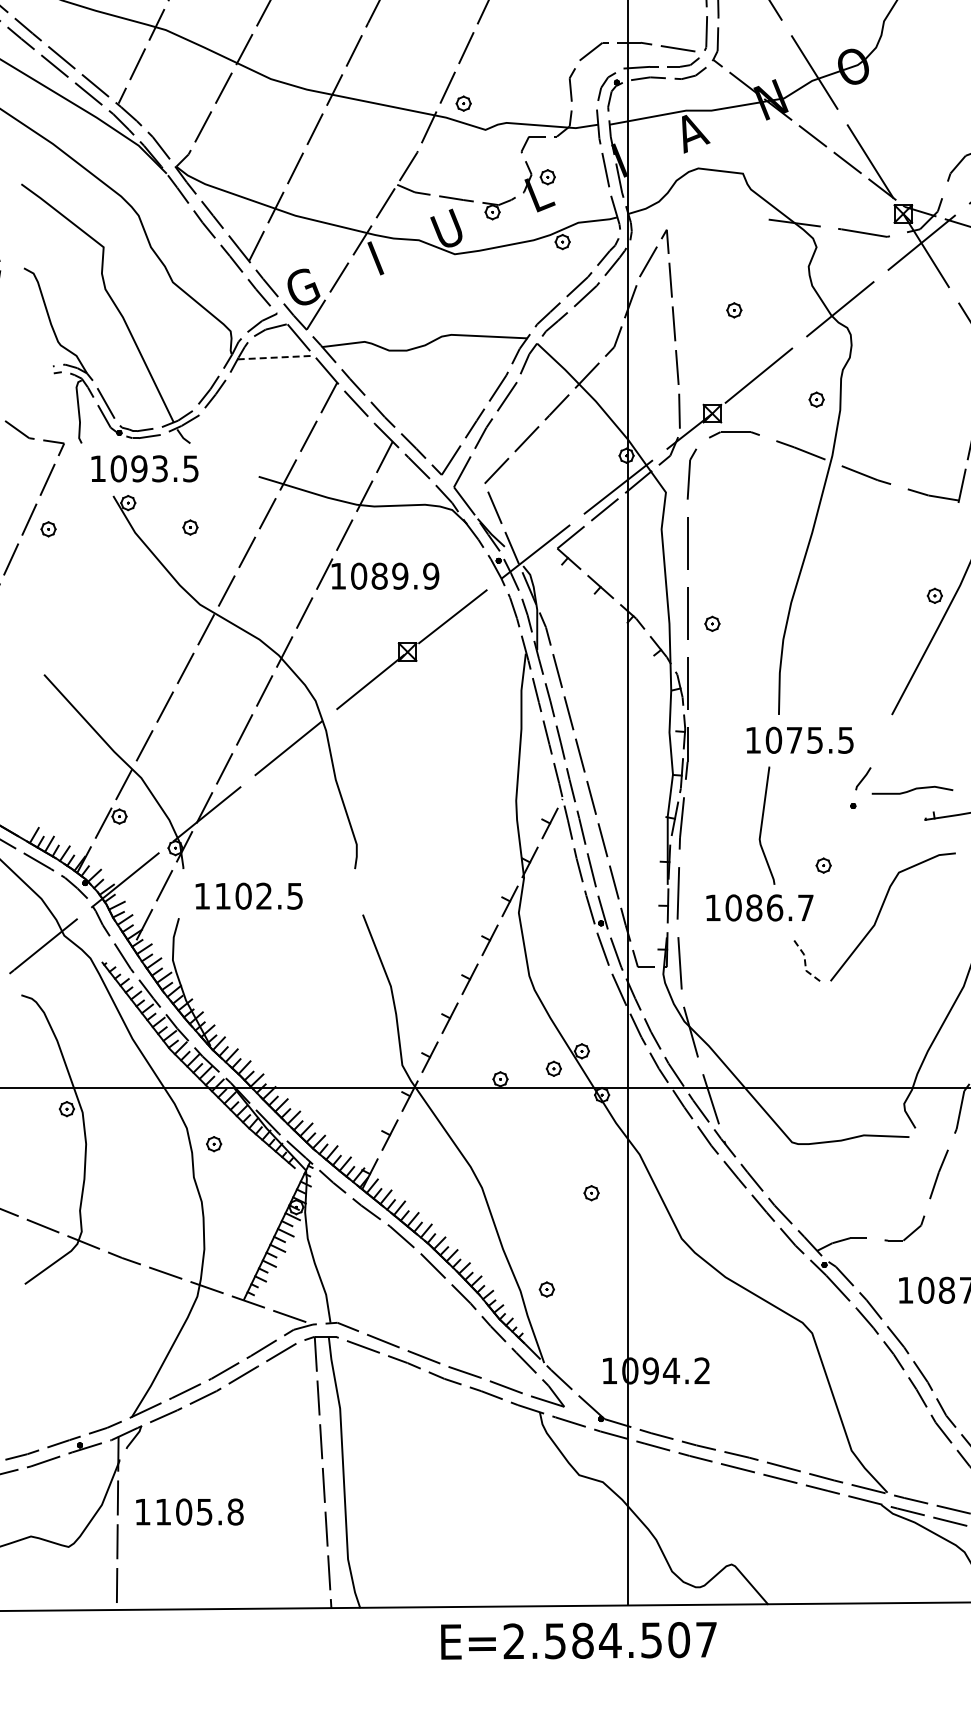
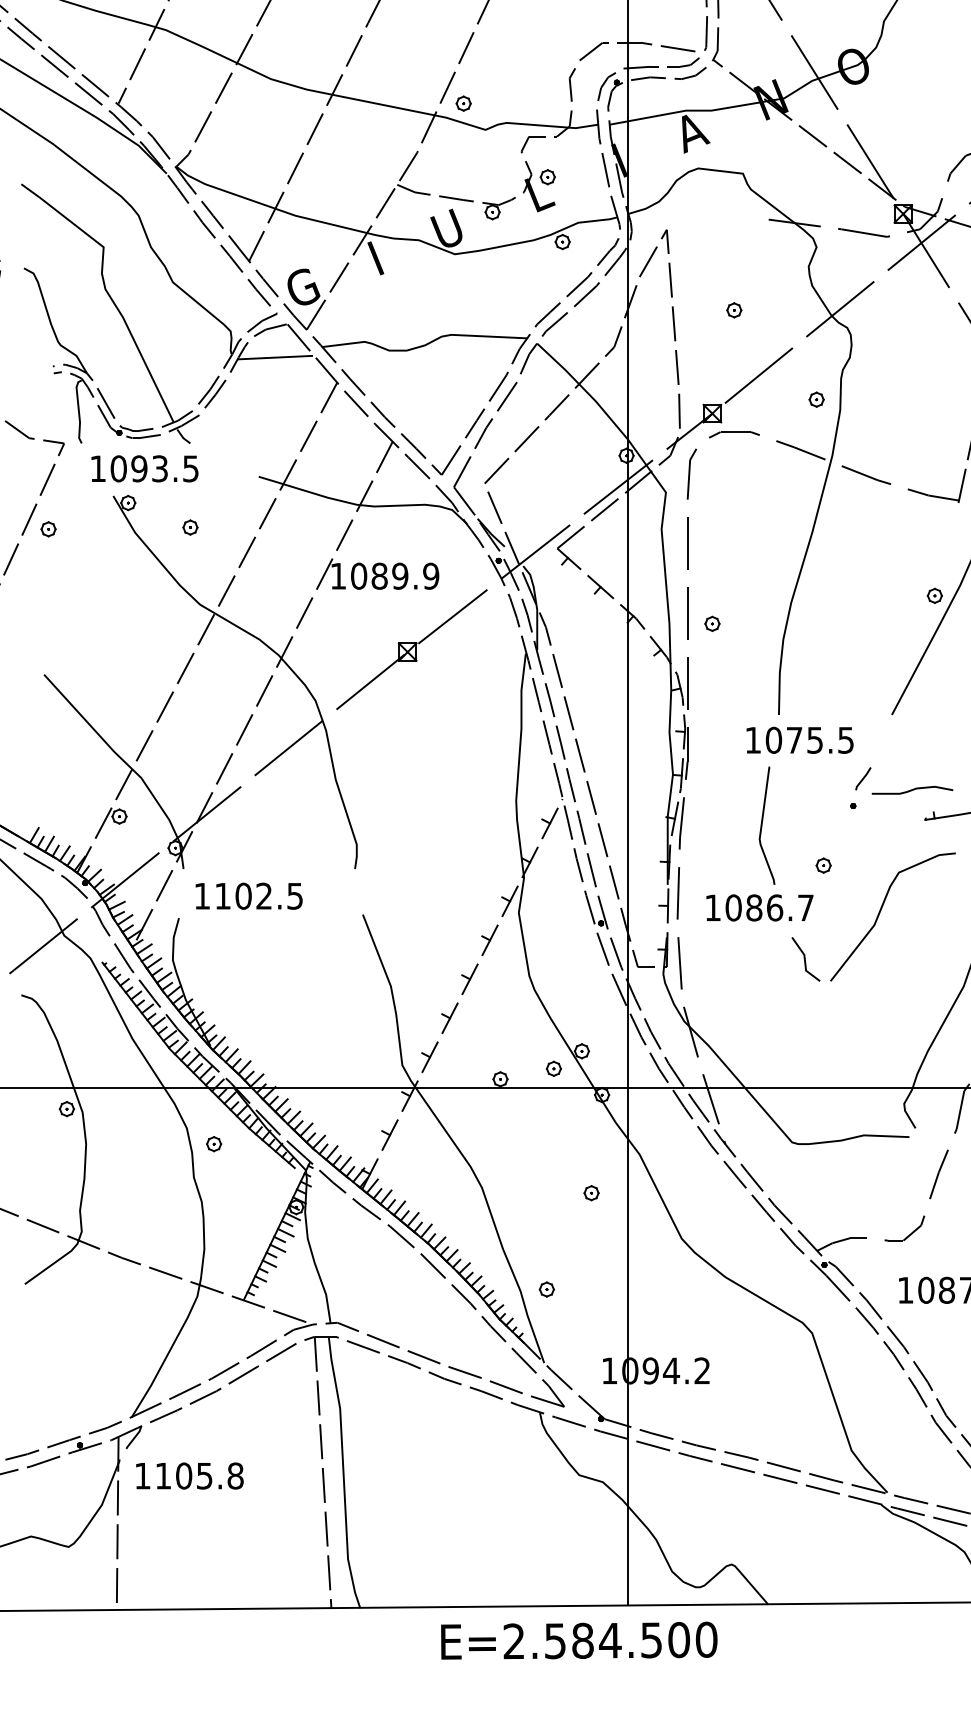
line: dashed -> solid (275, 357)
line: dashed -> solid (805, 960)
text position: (189, 1511) -> (189, 1475) (189, 1475)
text: E=2.584.507 -> E=2.584.500 (706, 1639)
